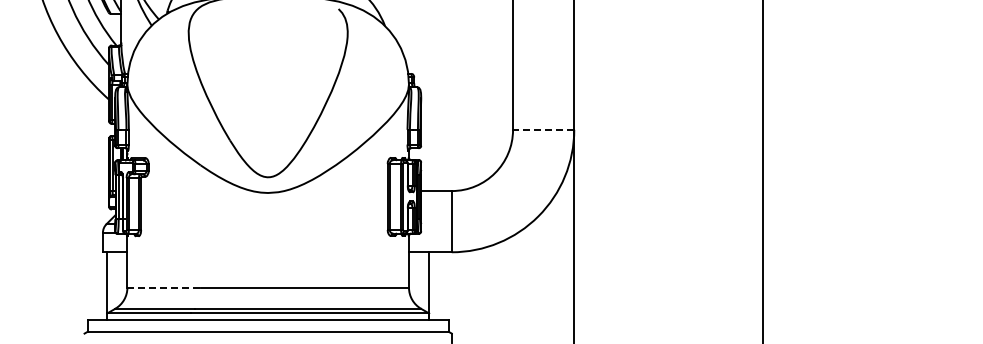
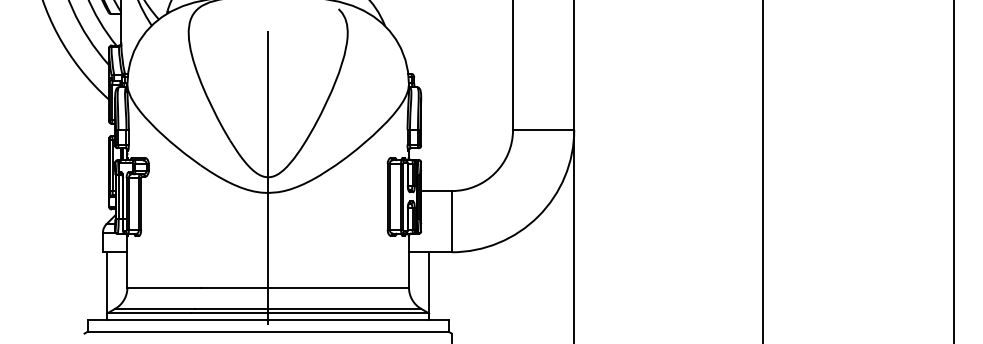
line: dashed -> solid (543, 129)
line: none -> present (953, 171)
line: none -> present (268, 185)
line: dashed -> solid (164, 287)
